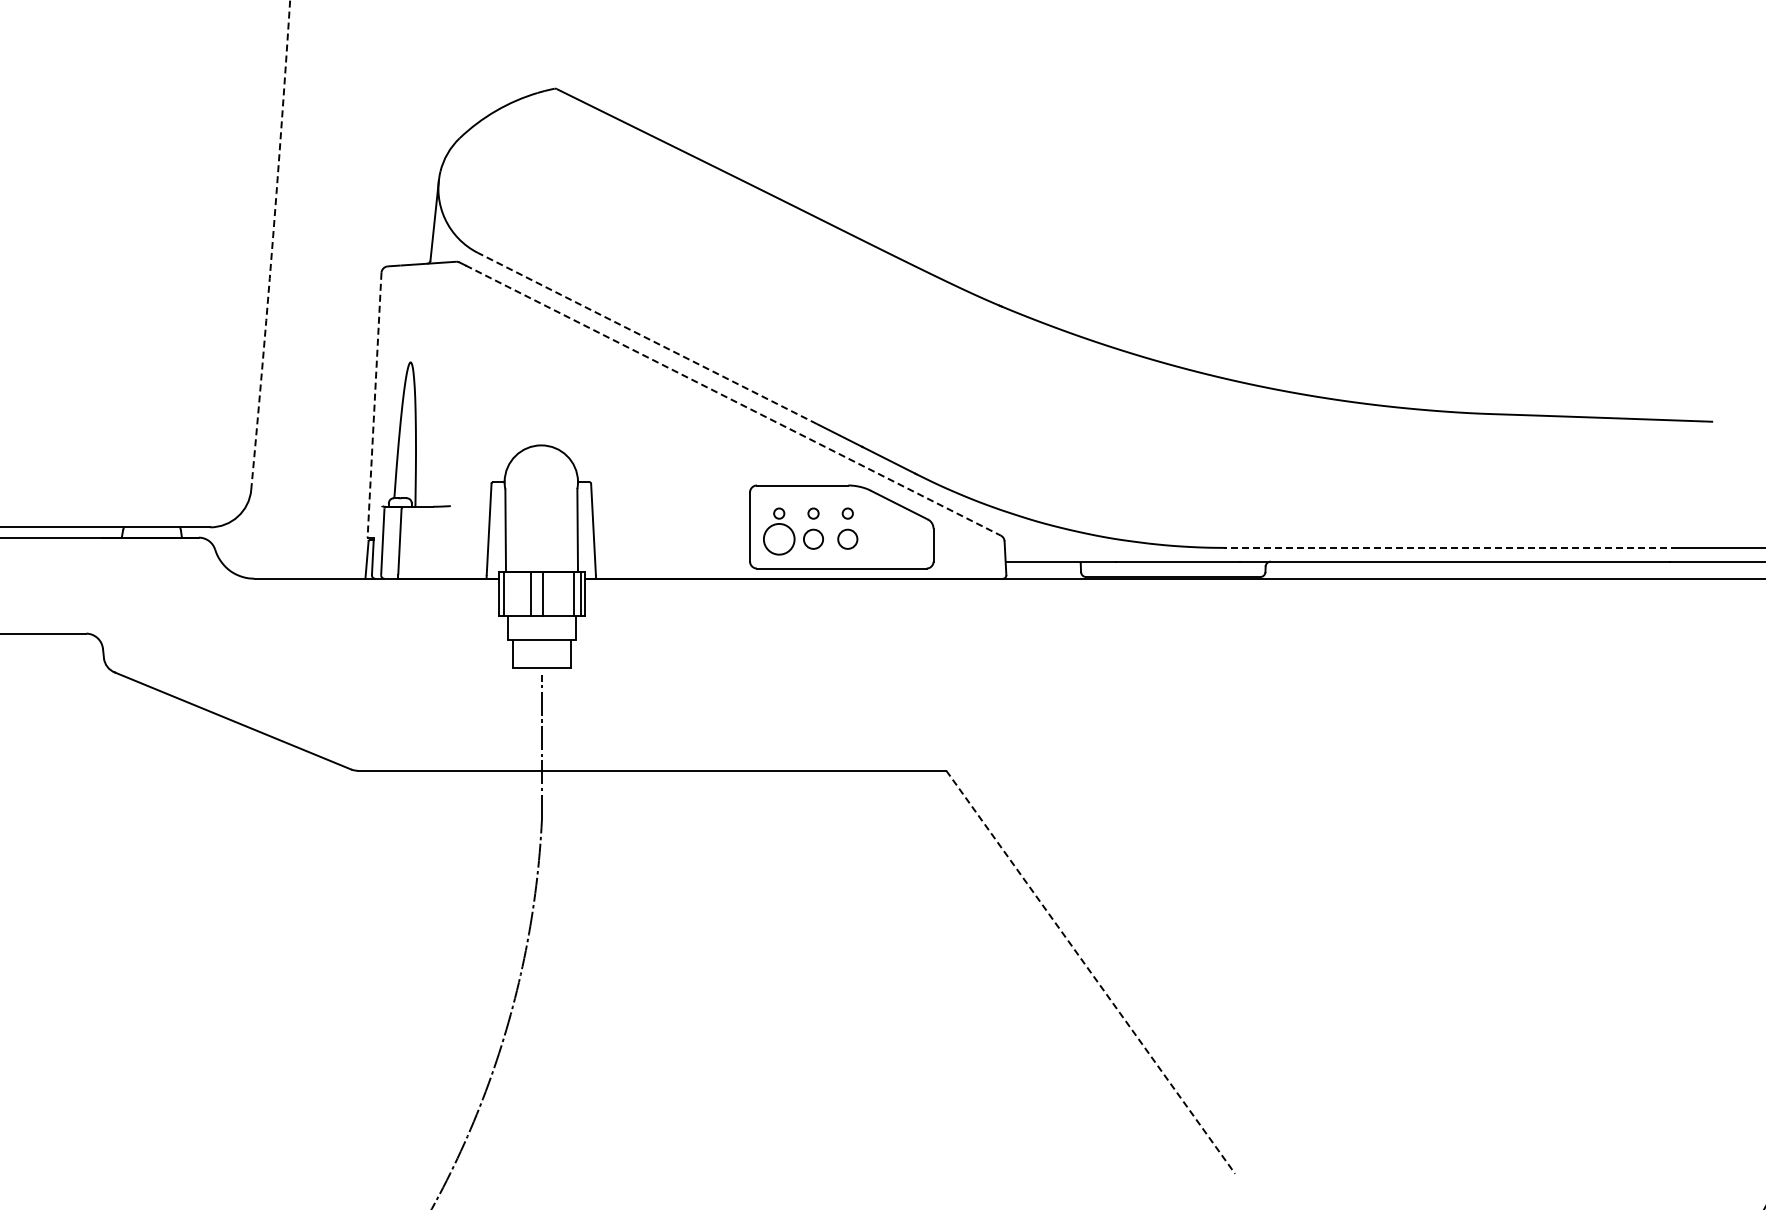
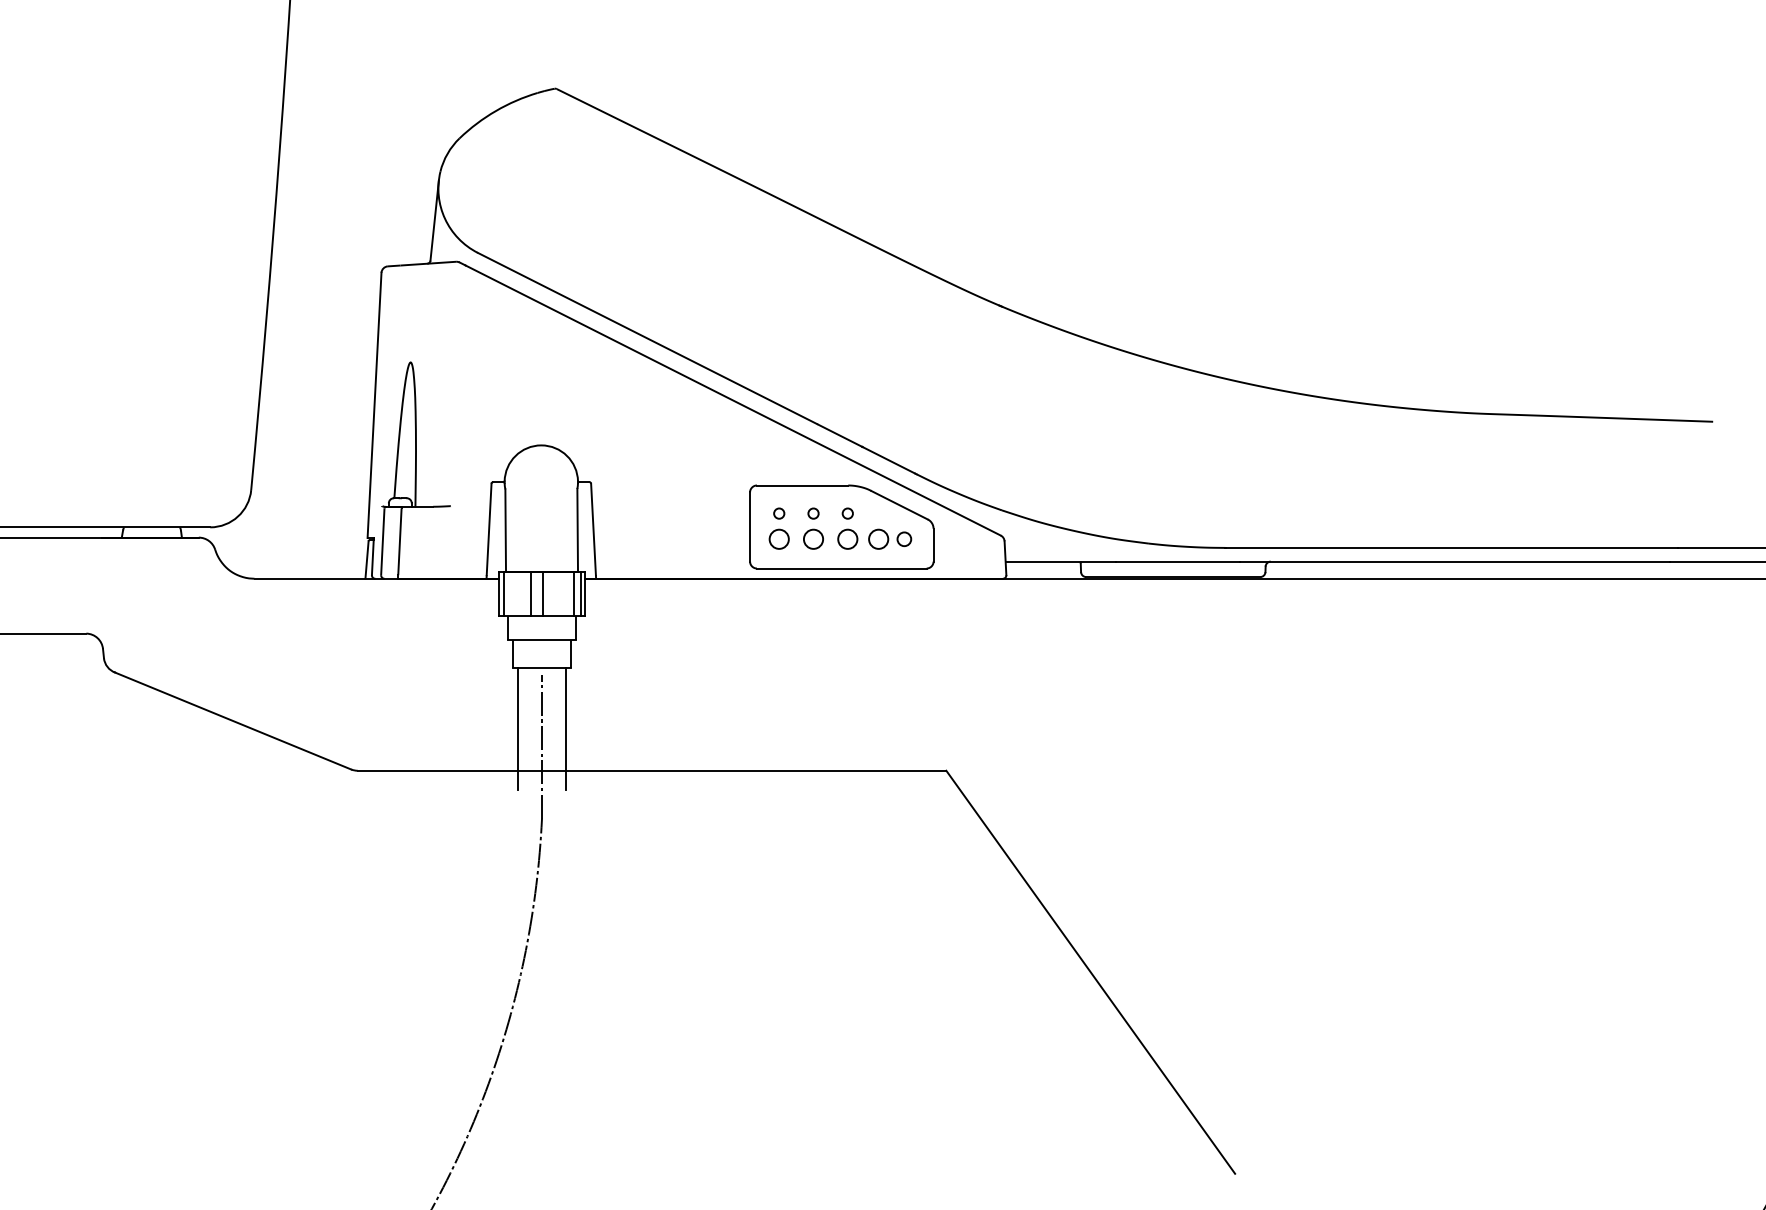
arc: dashed -> solid (272, 244)
line: dashed -> solid (647, 338)
line: dashed -> solid (733, 400)
line: dashed -> solid (374, 405)
circle diameter: 31 px -> 19 px (778, 538)
part: none -> present (890, 538)
line: dashed -> solid (1451, 547)
line: none -> present (518, 728)
line: none -> present (566, 728)
line: dashed -> solid (1090, 972)
